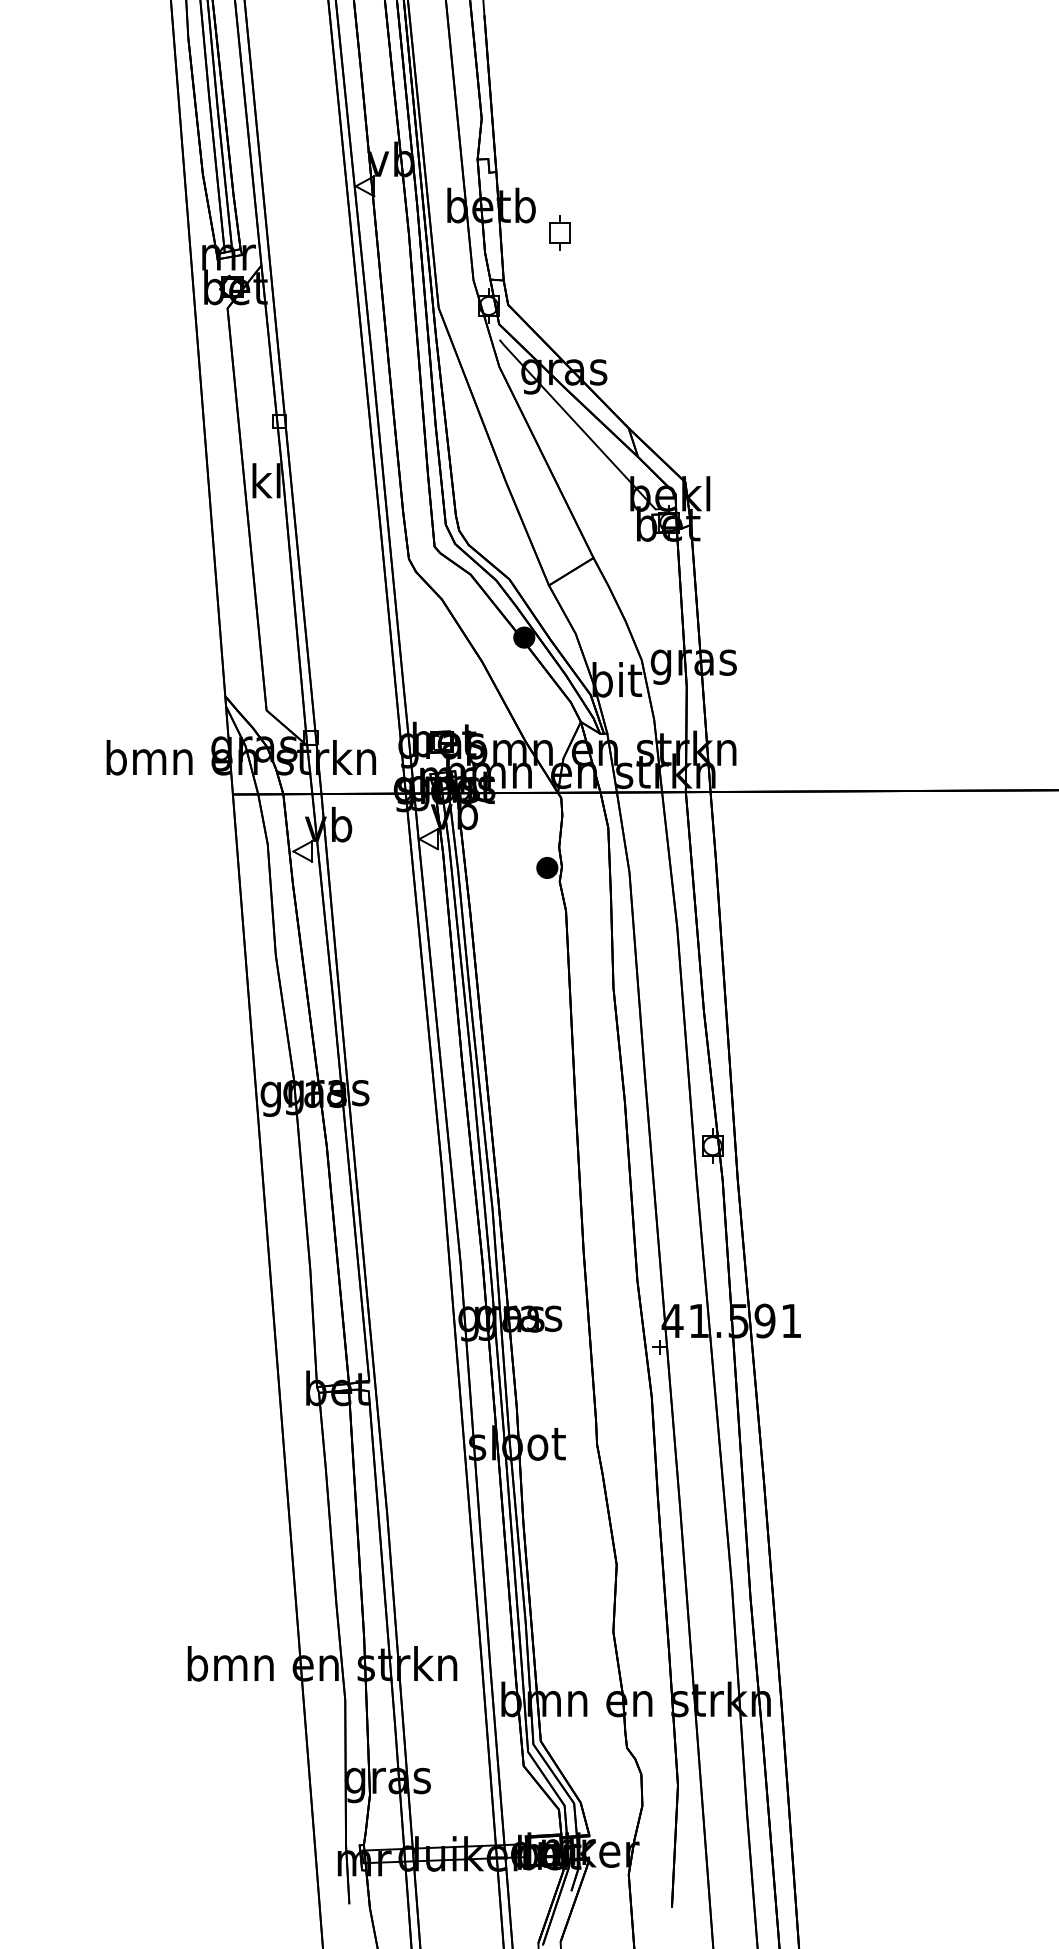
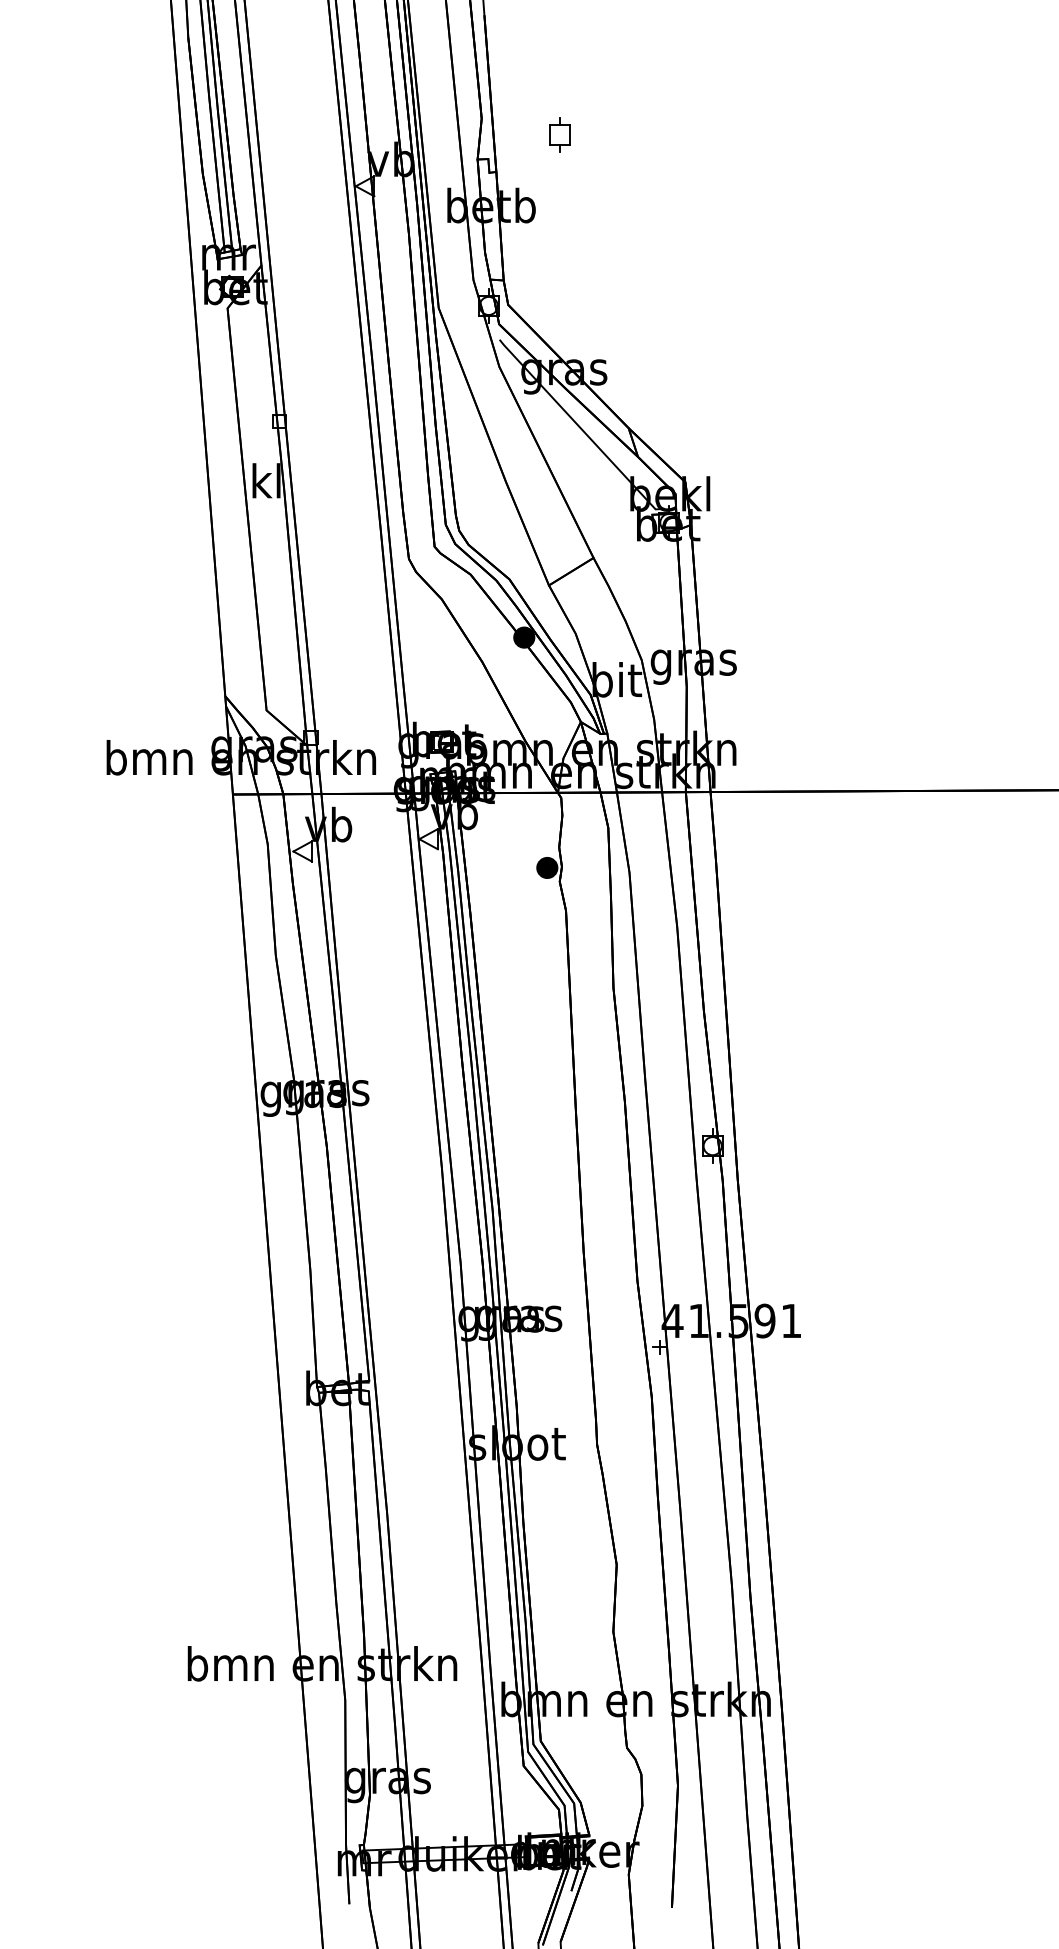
part position: (559, 232) -> (559, 134) (559, 134)
